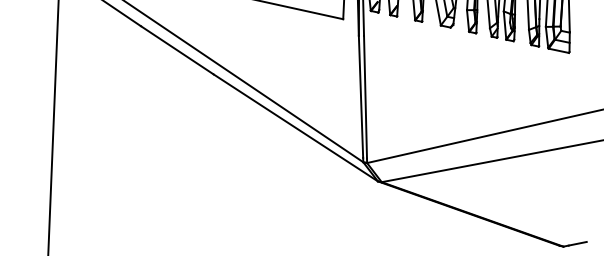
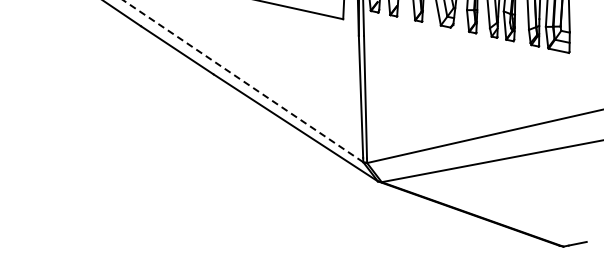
line: solid -> dashed (243, 81)
line: present -> none (53, 127)
